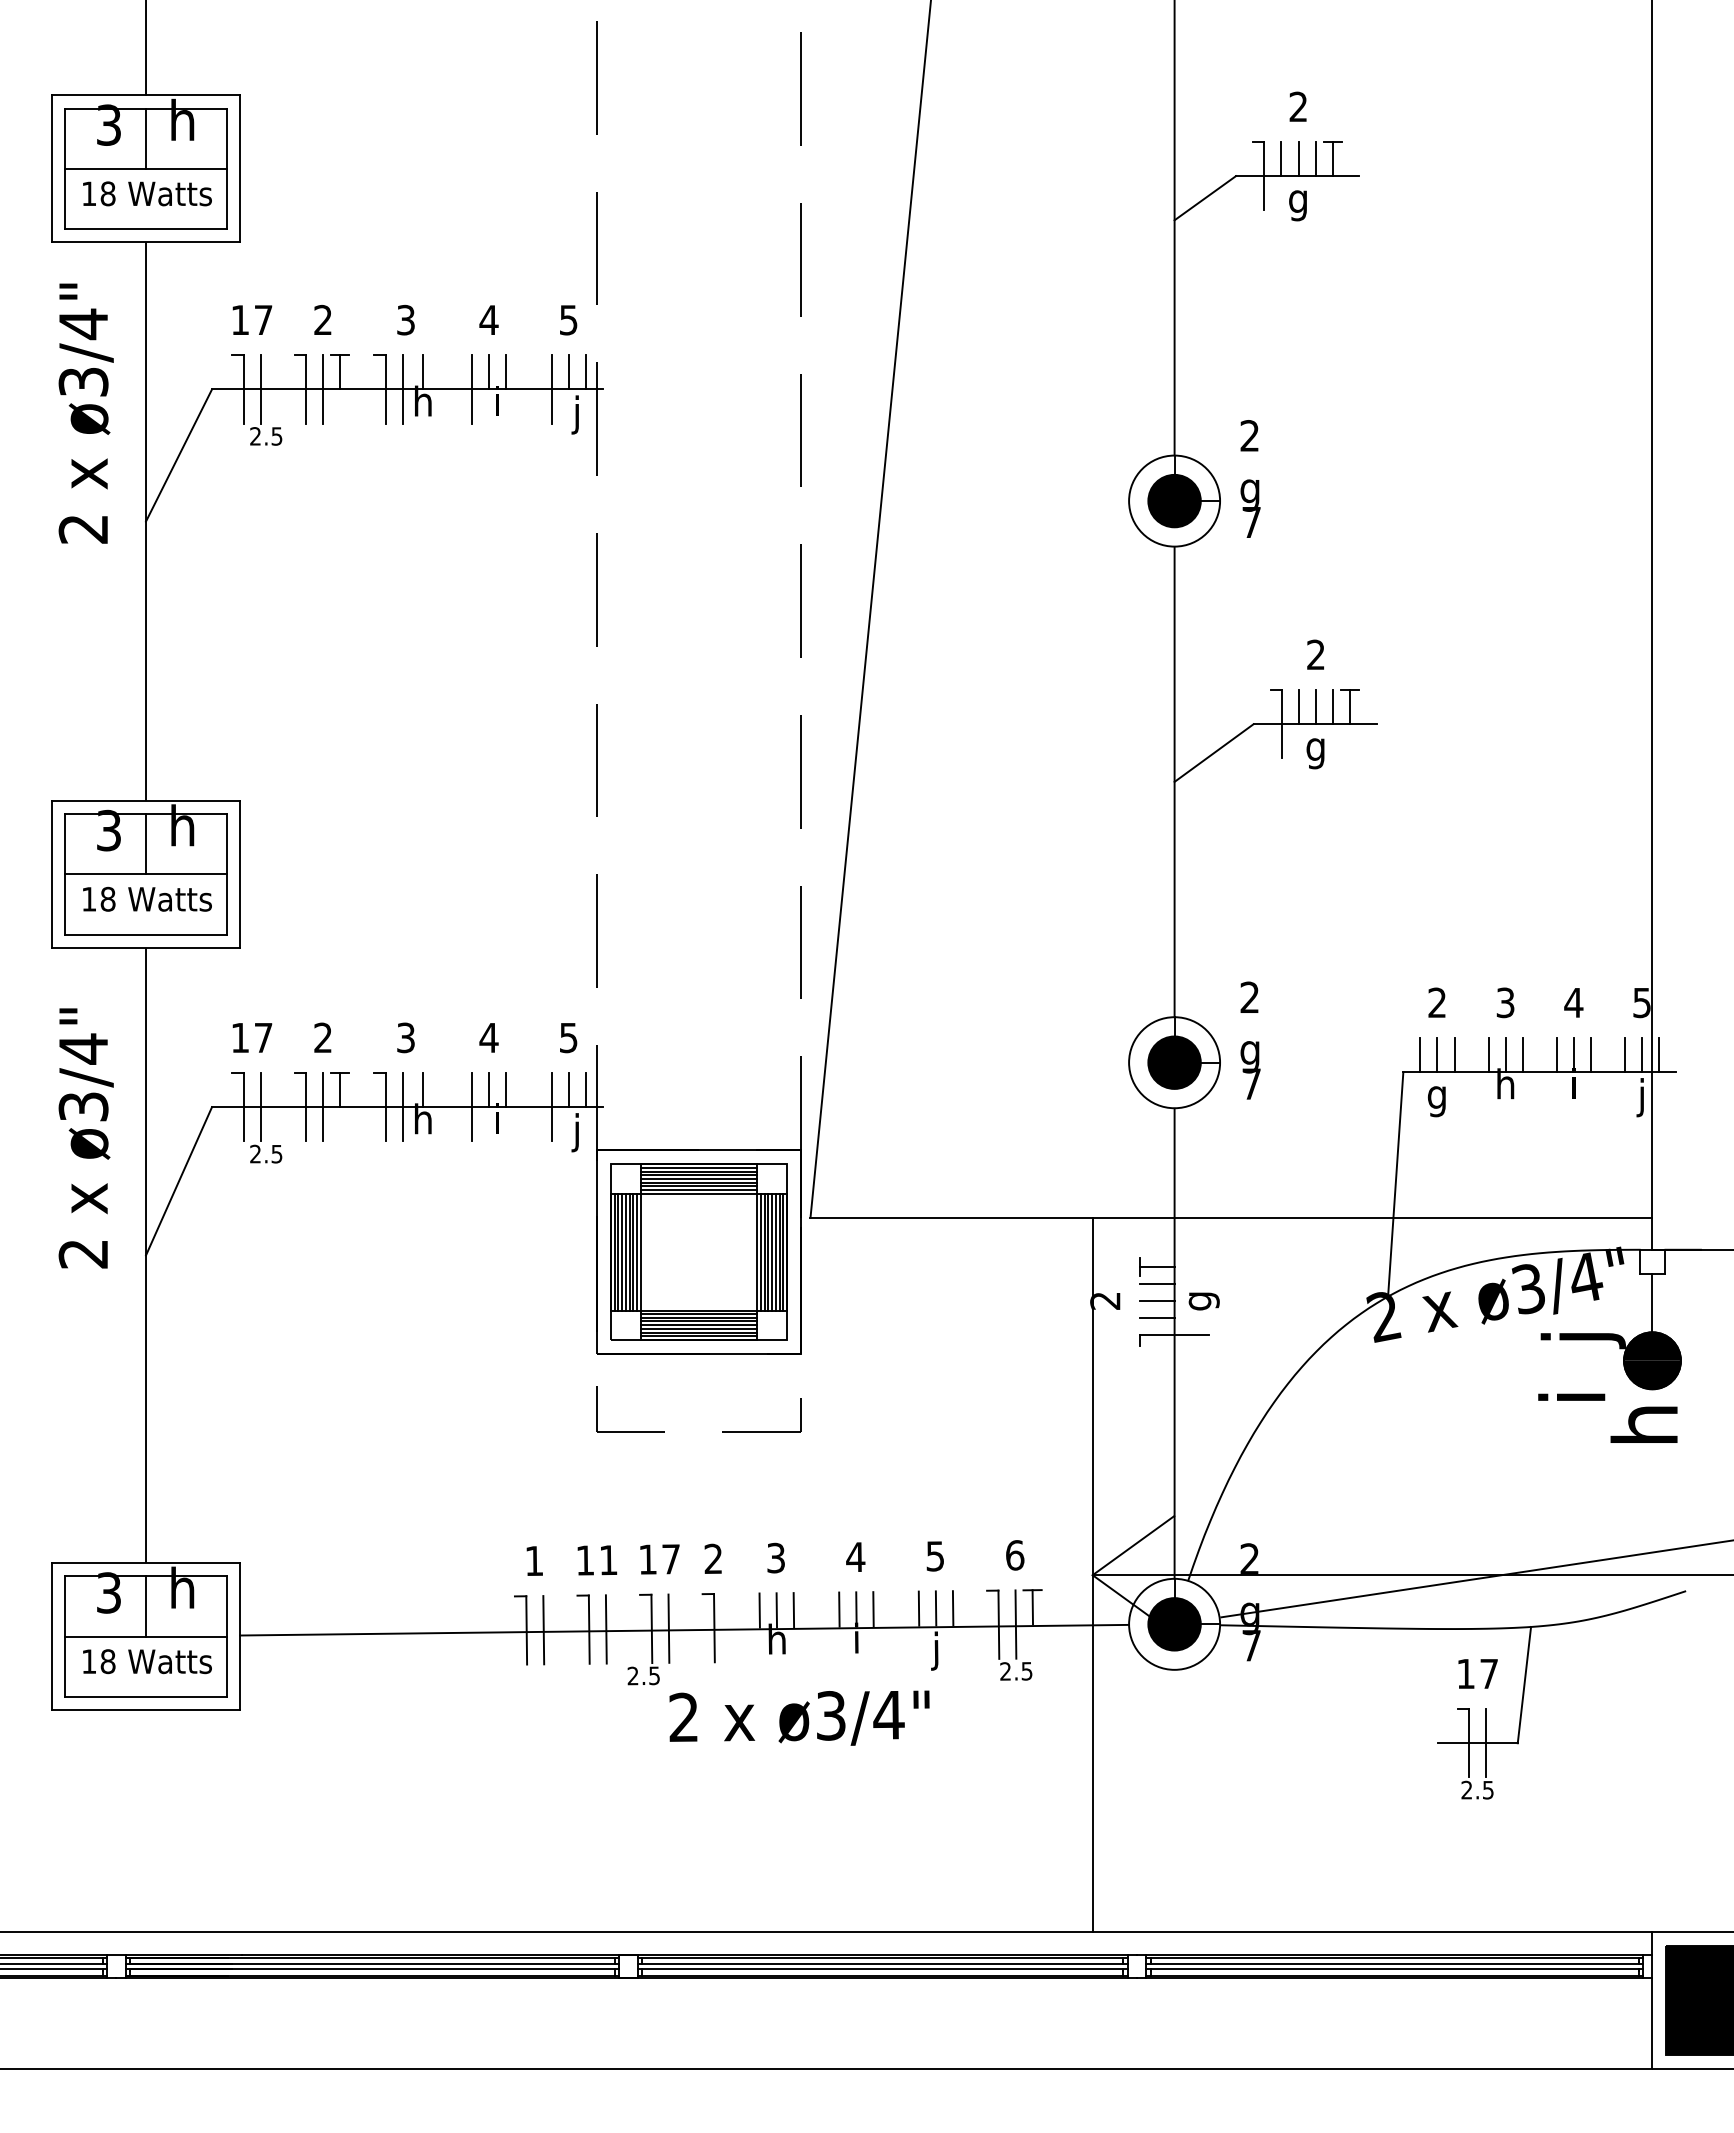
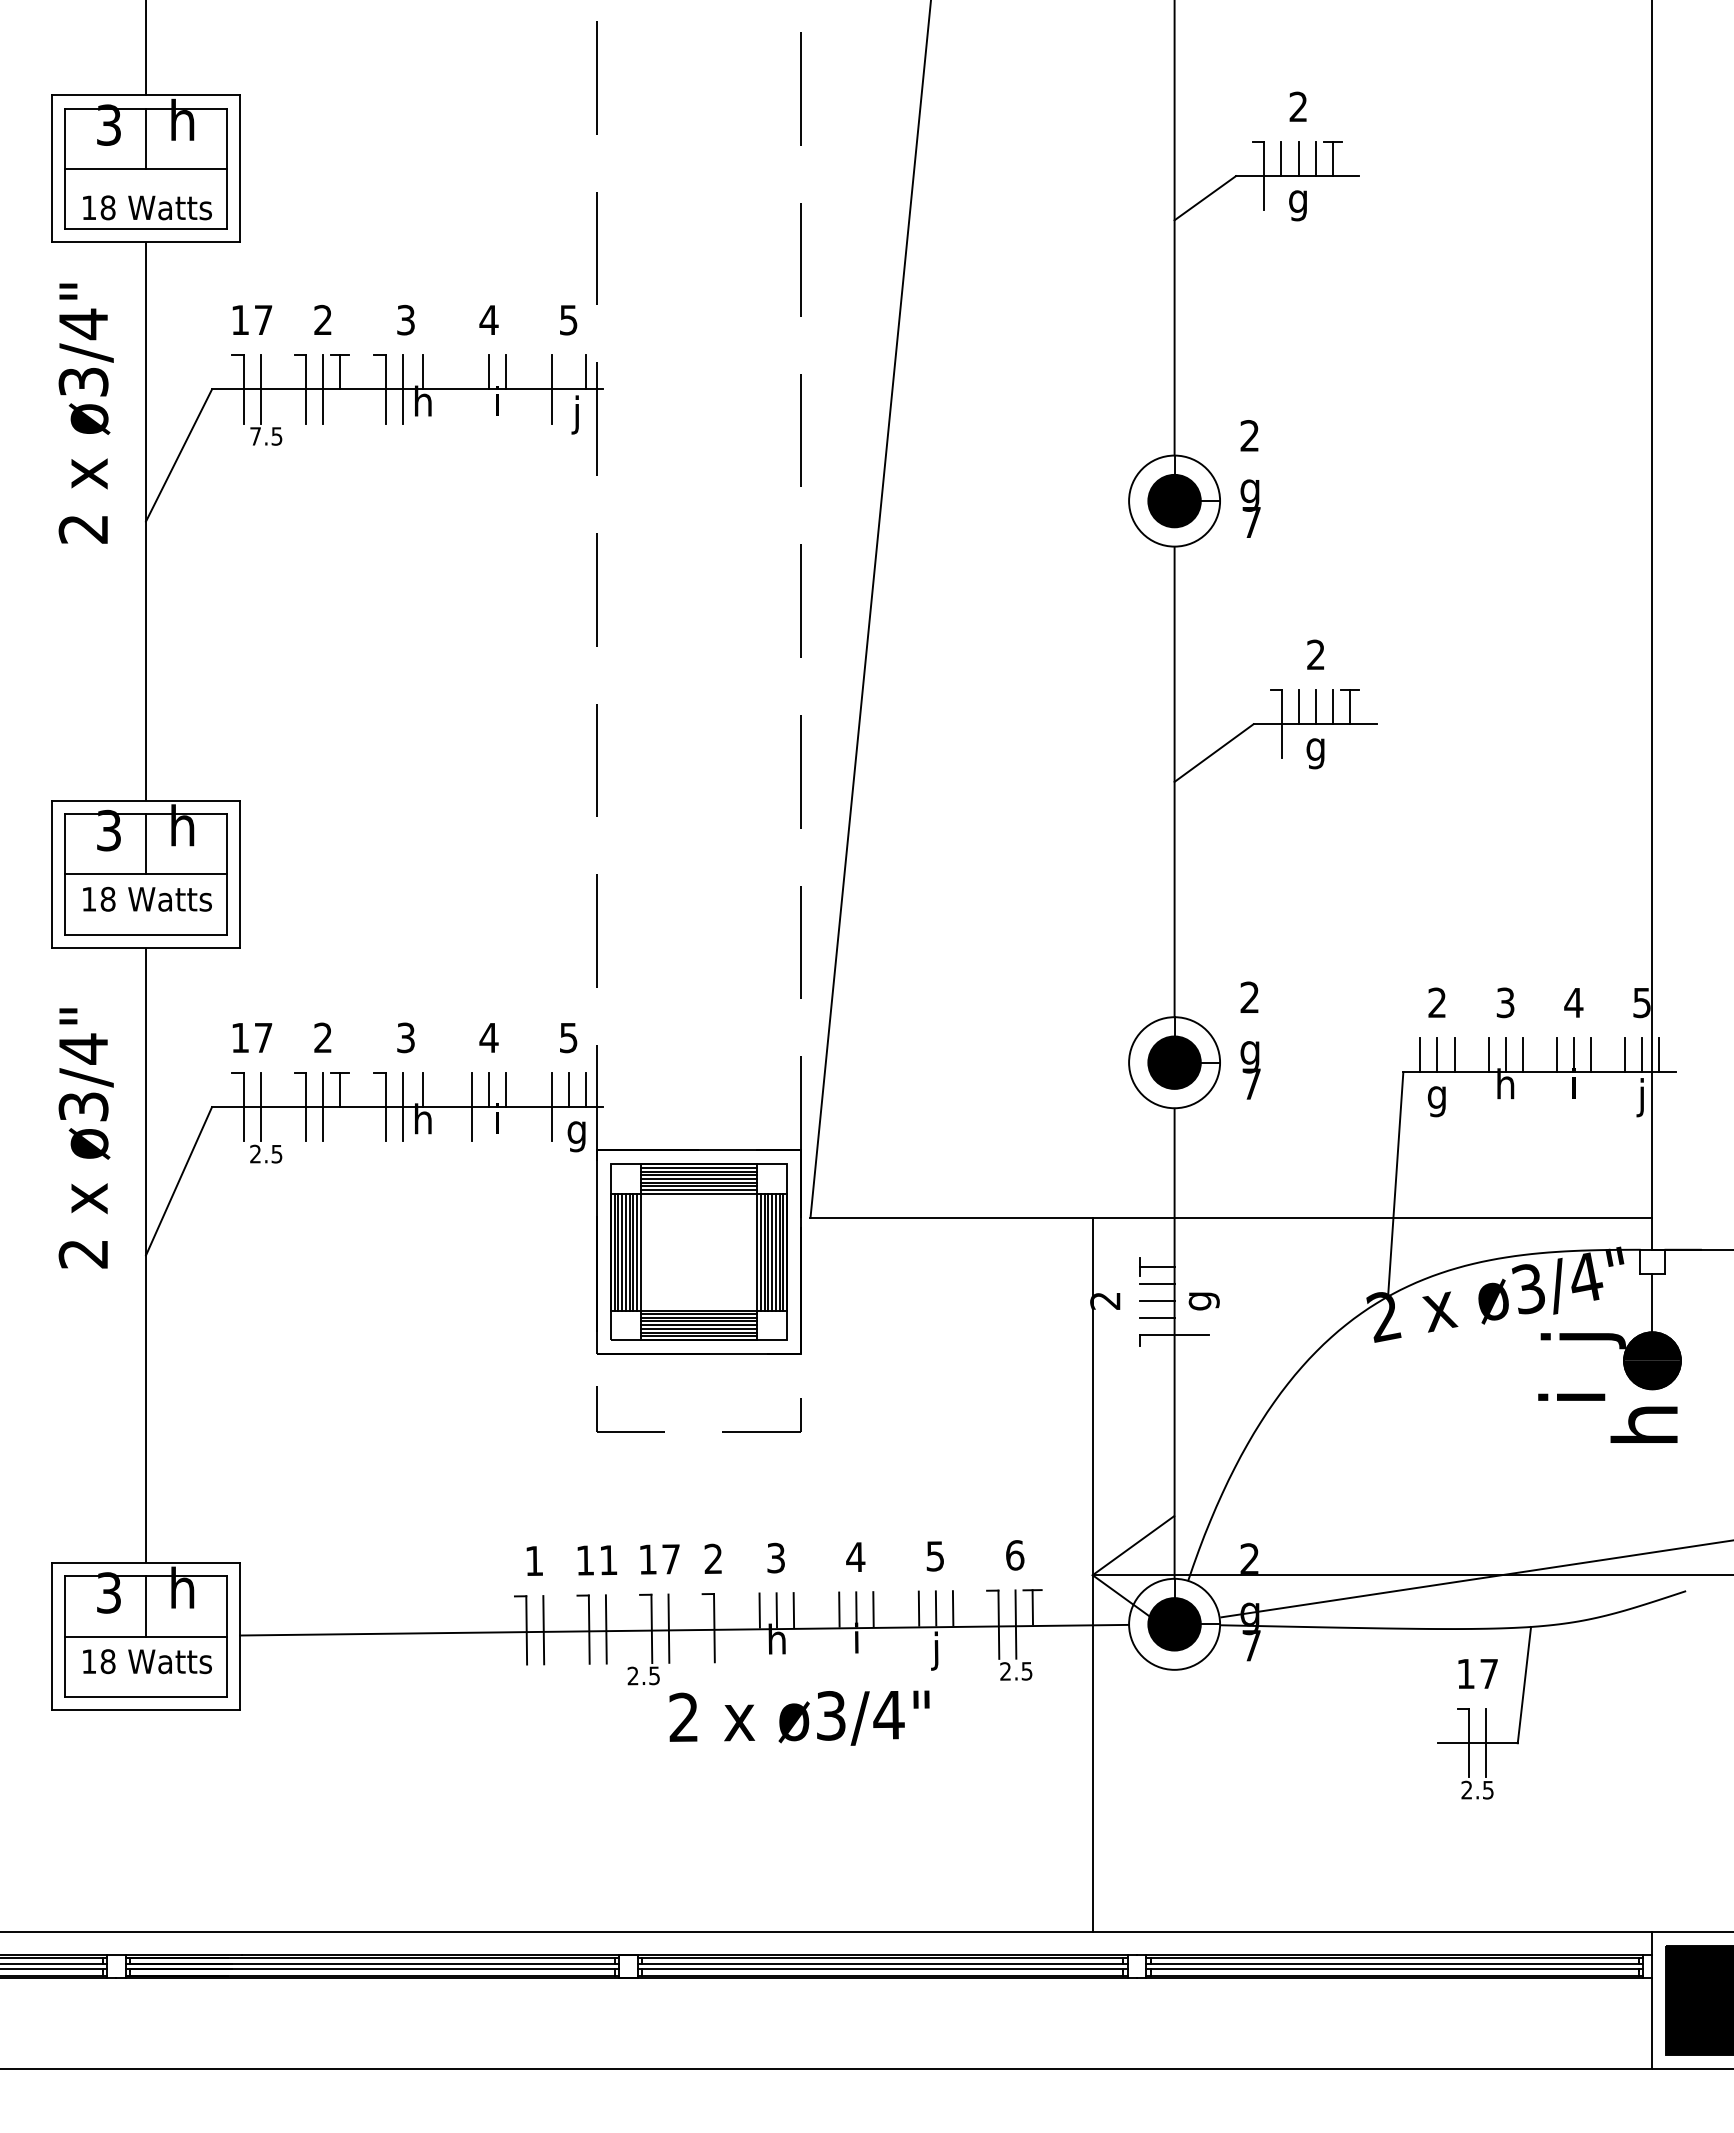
text position: (147, 193) -> (147, 207) (147, 207)
line: present -> none (568, 372)
line: present -> none (472, 389)
text: 2.5 -> 7.5 (255, 436)
text: j -> g (576, 1132)
